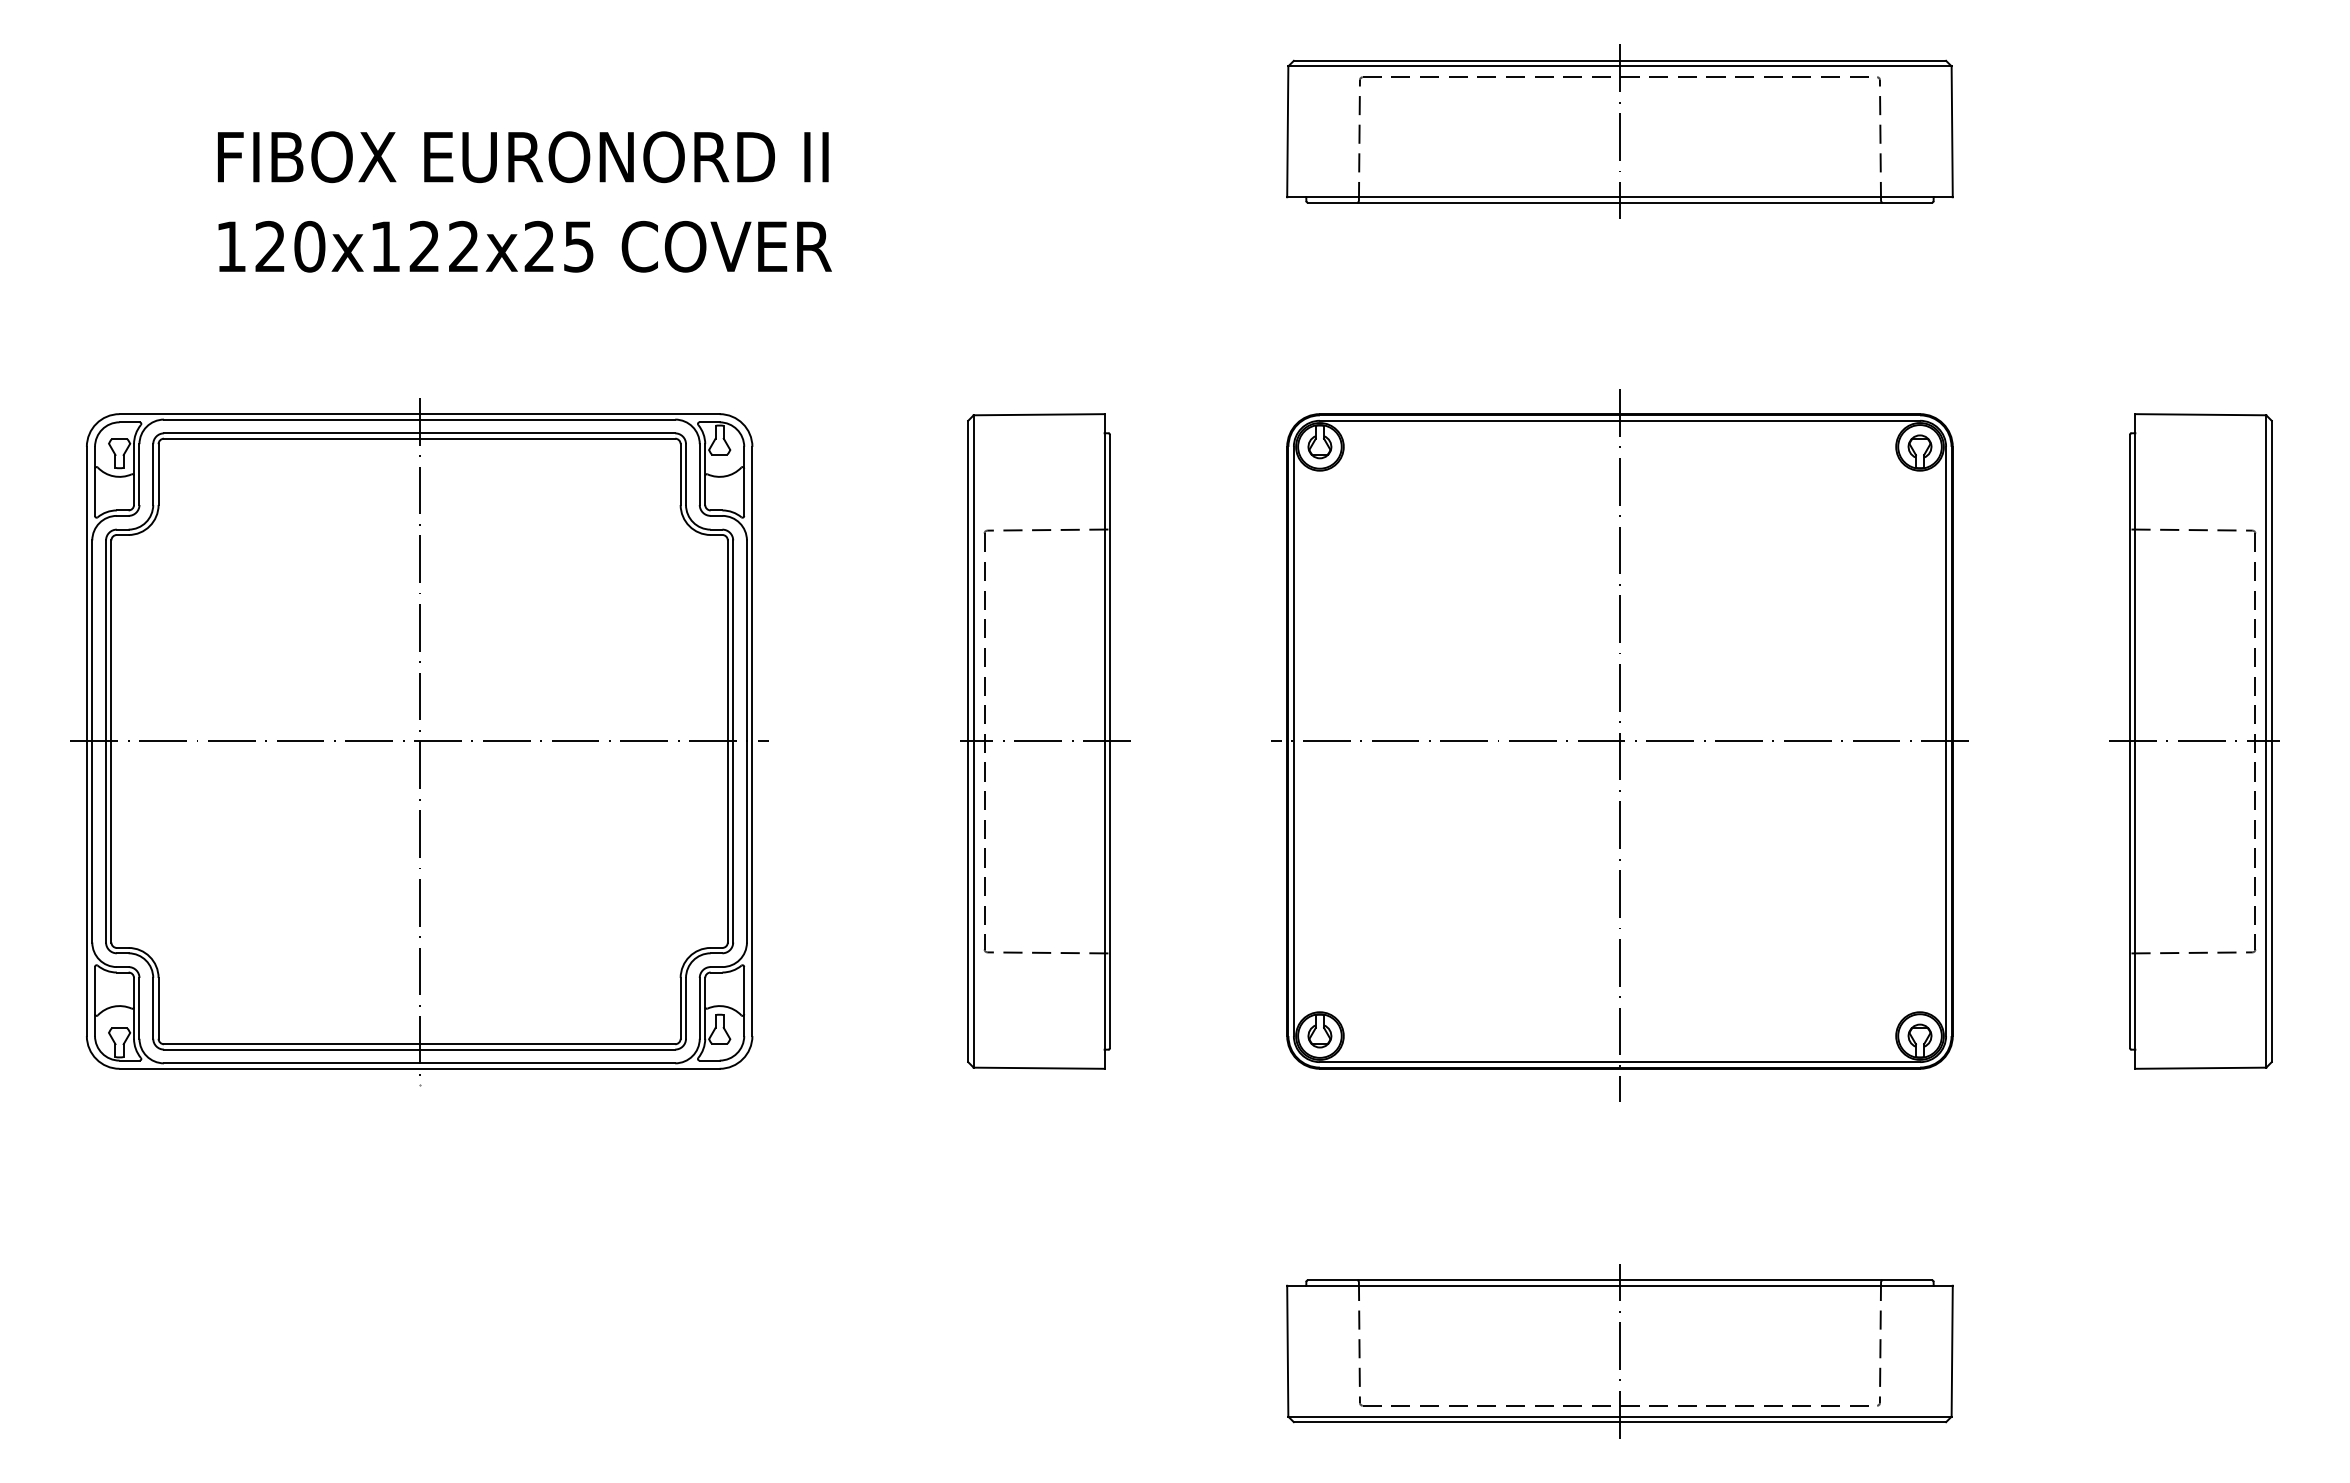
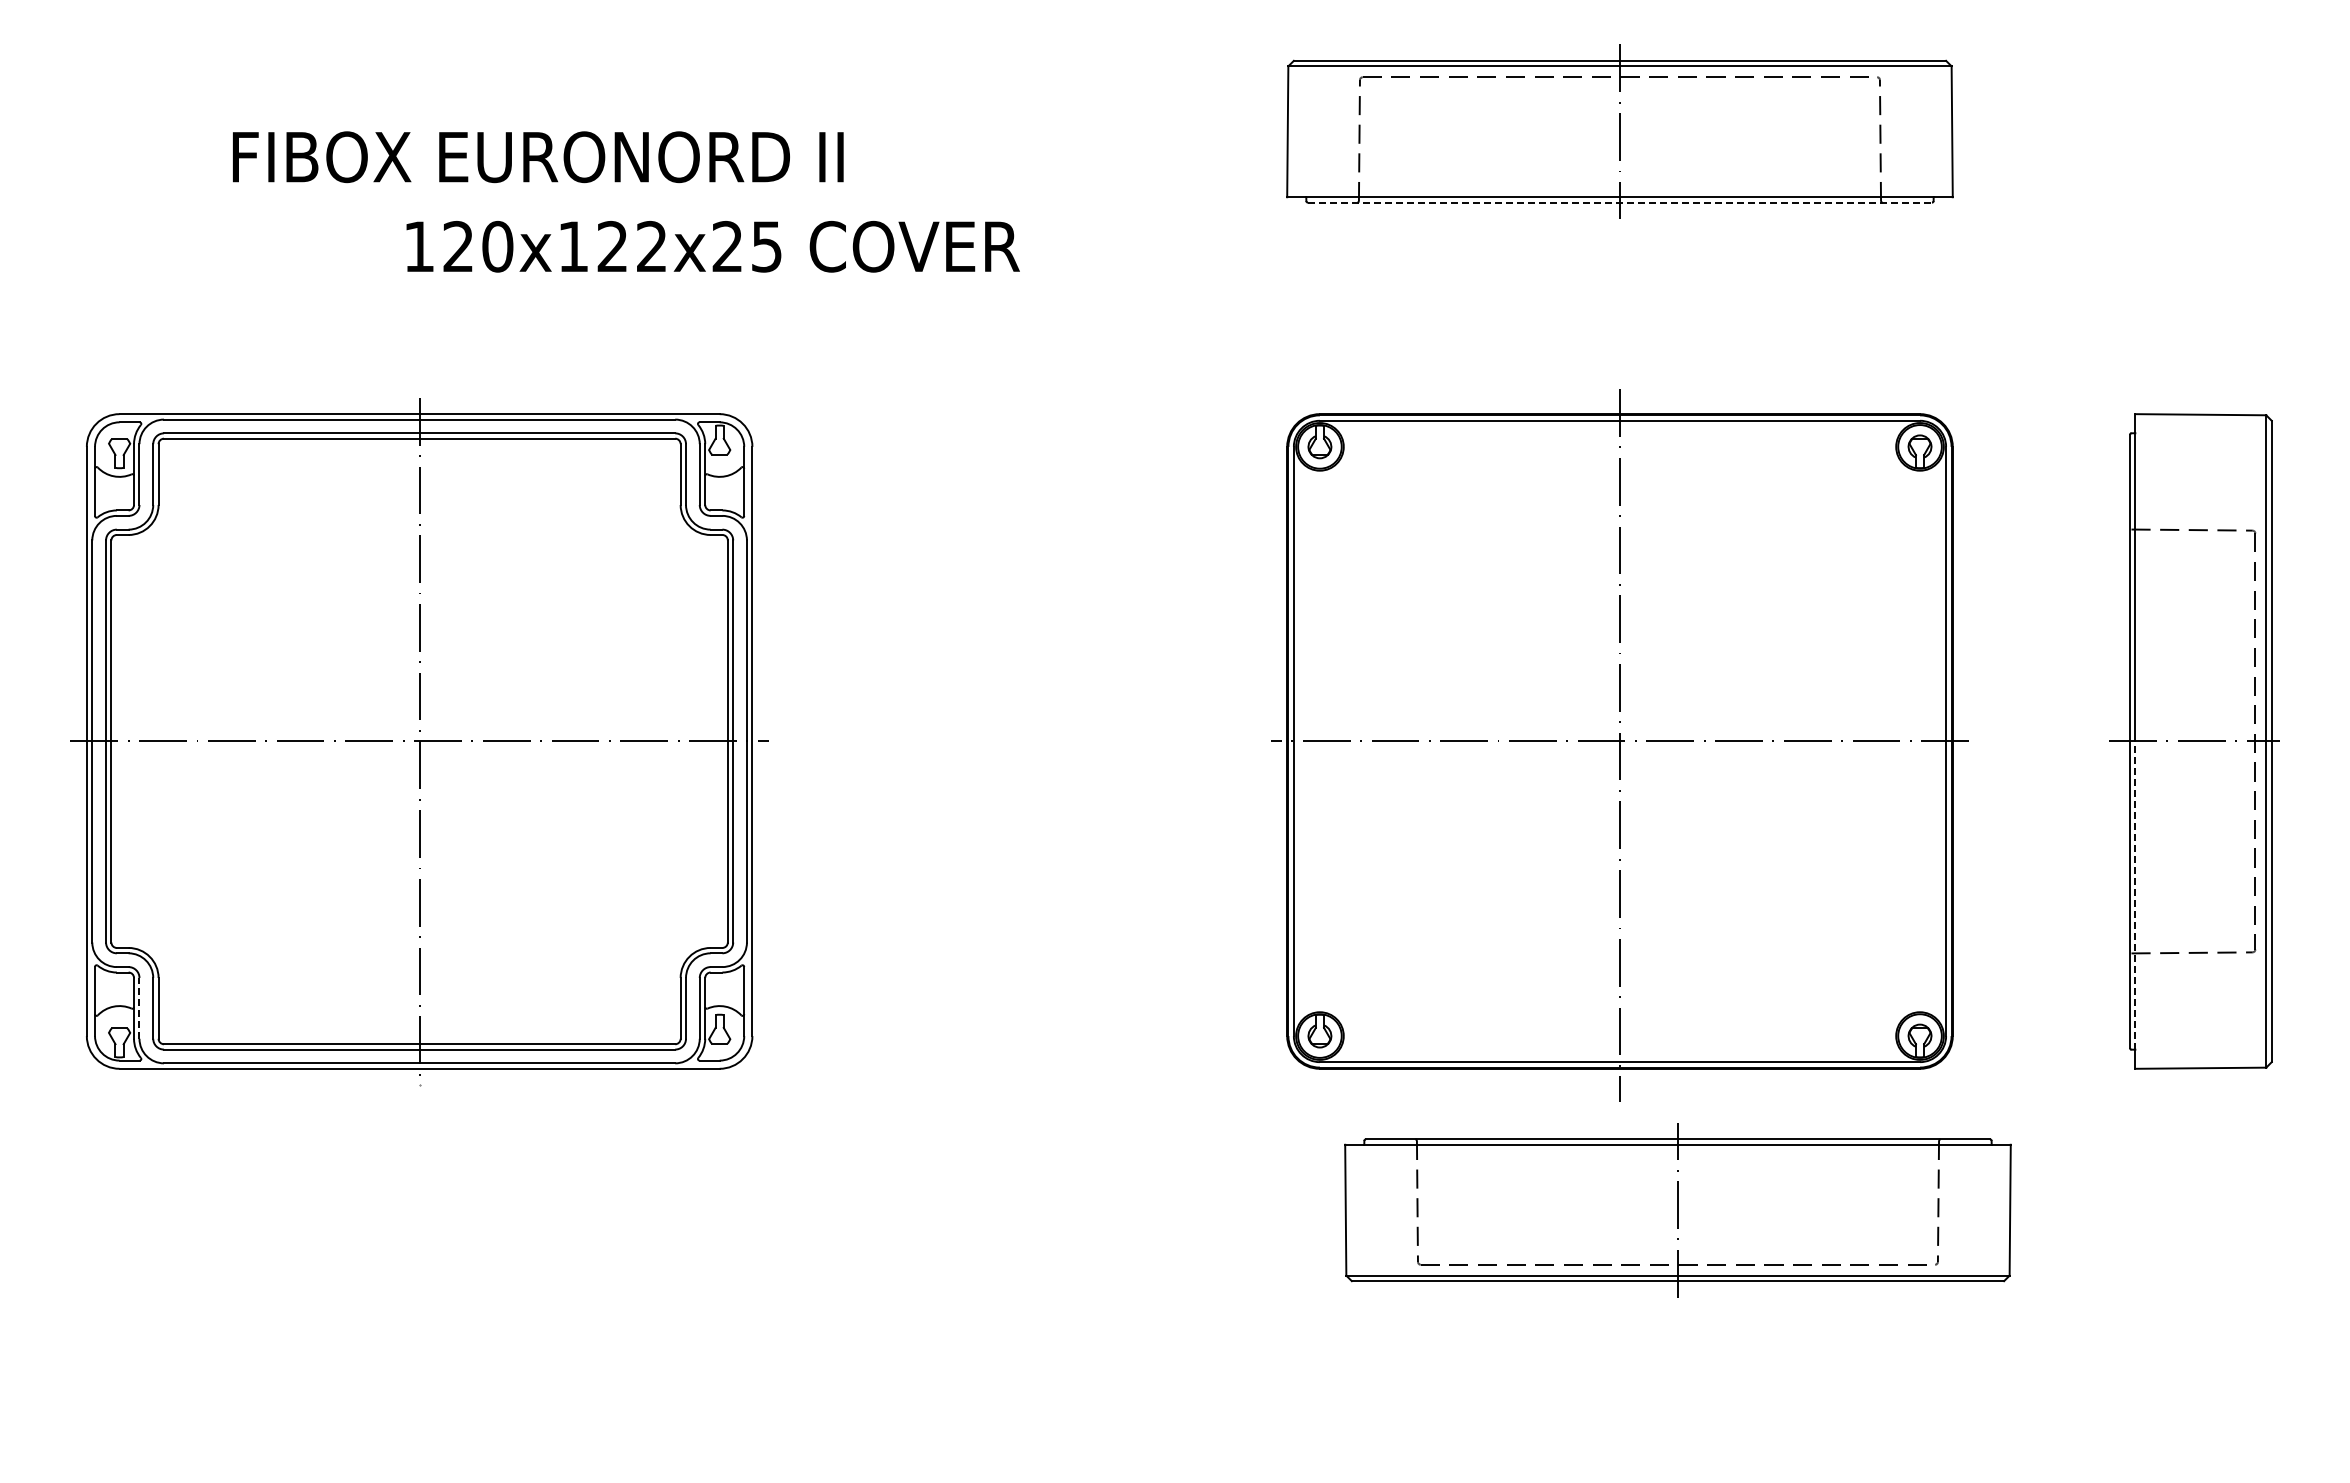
text position: (523, 157) -> (538, 157) (538, 157)
line: solid -> dashed (1619, 202)
text position: (524, 246) -> (712, 246) (712, 246)
part: present -> none (1045, 741)
line: solid -> dashed (2135, 895)
line: solid -> dashed (139, 1007)
part position: (1619, 1351) -> (1677, 1210) (1677, 1210)
